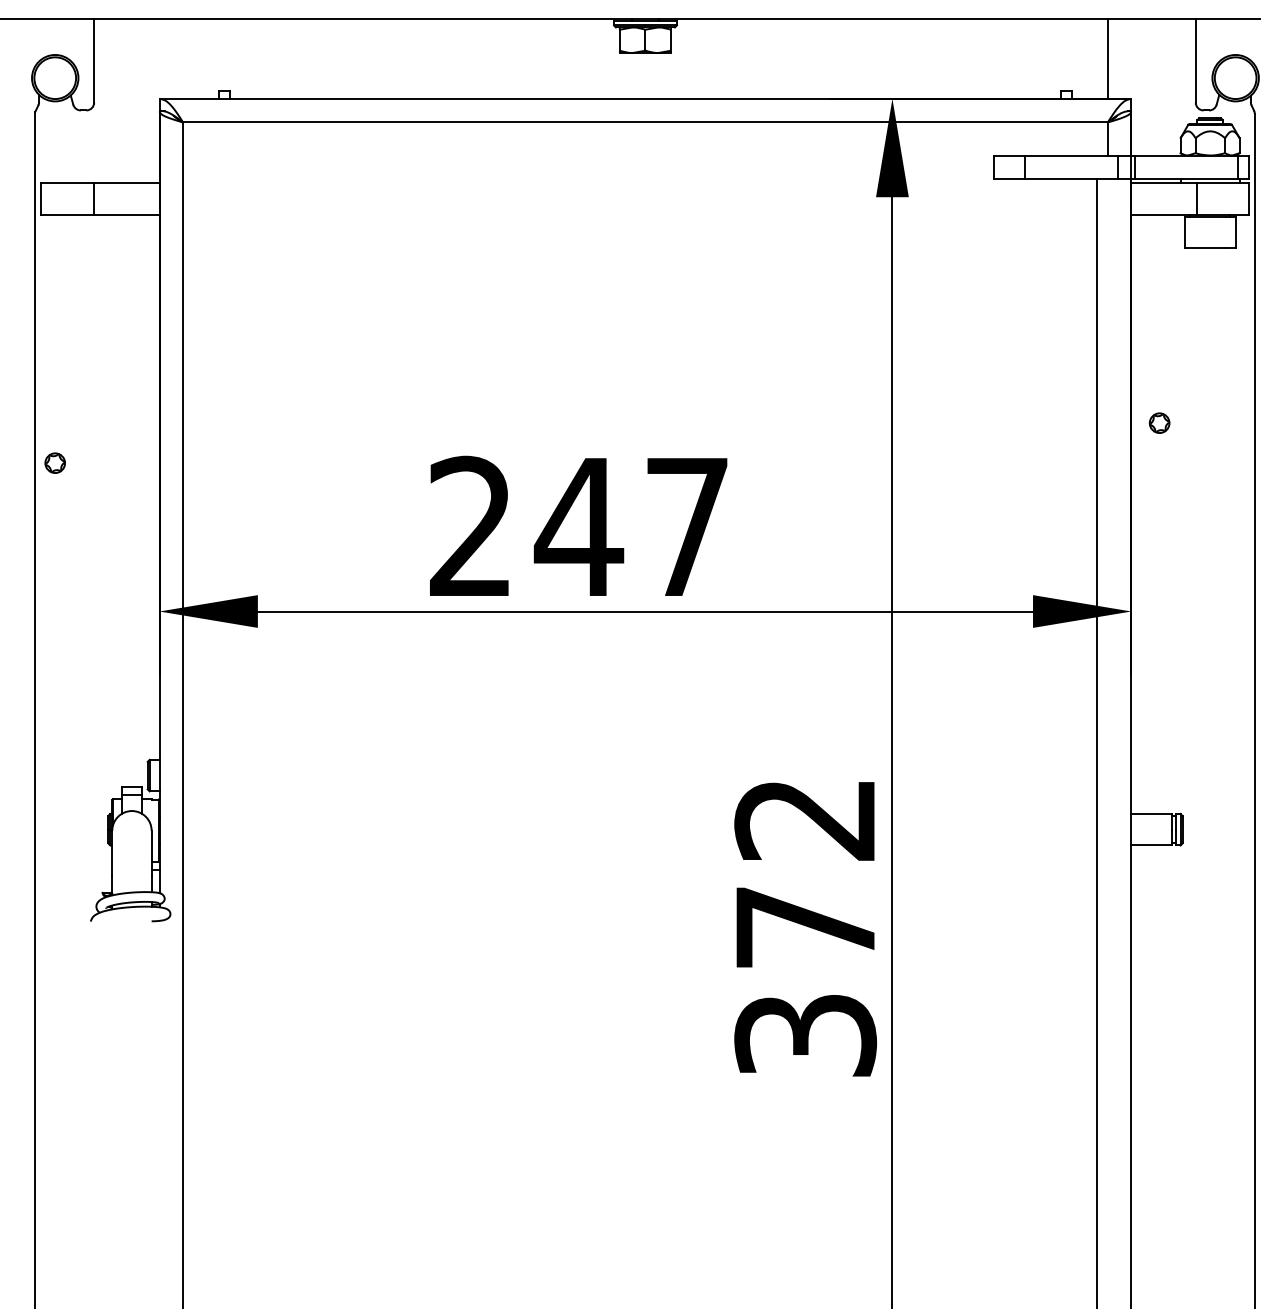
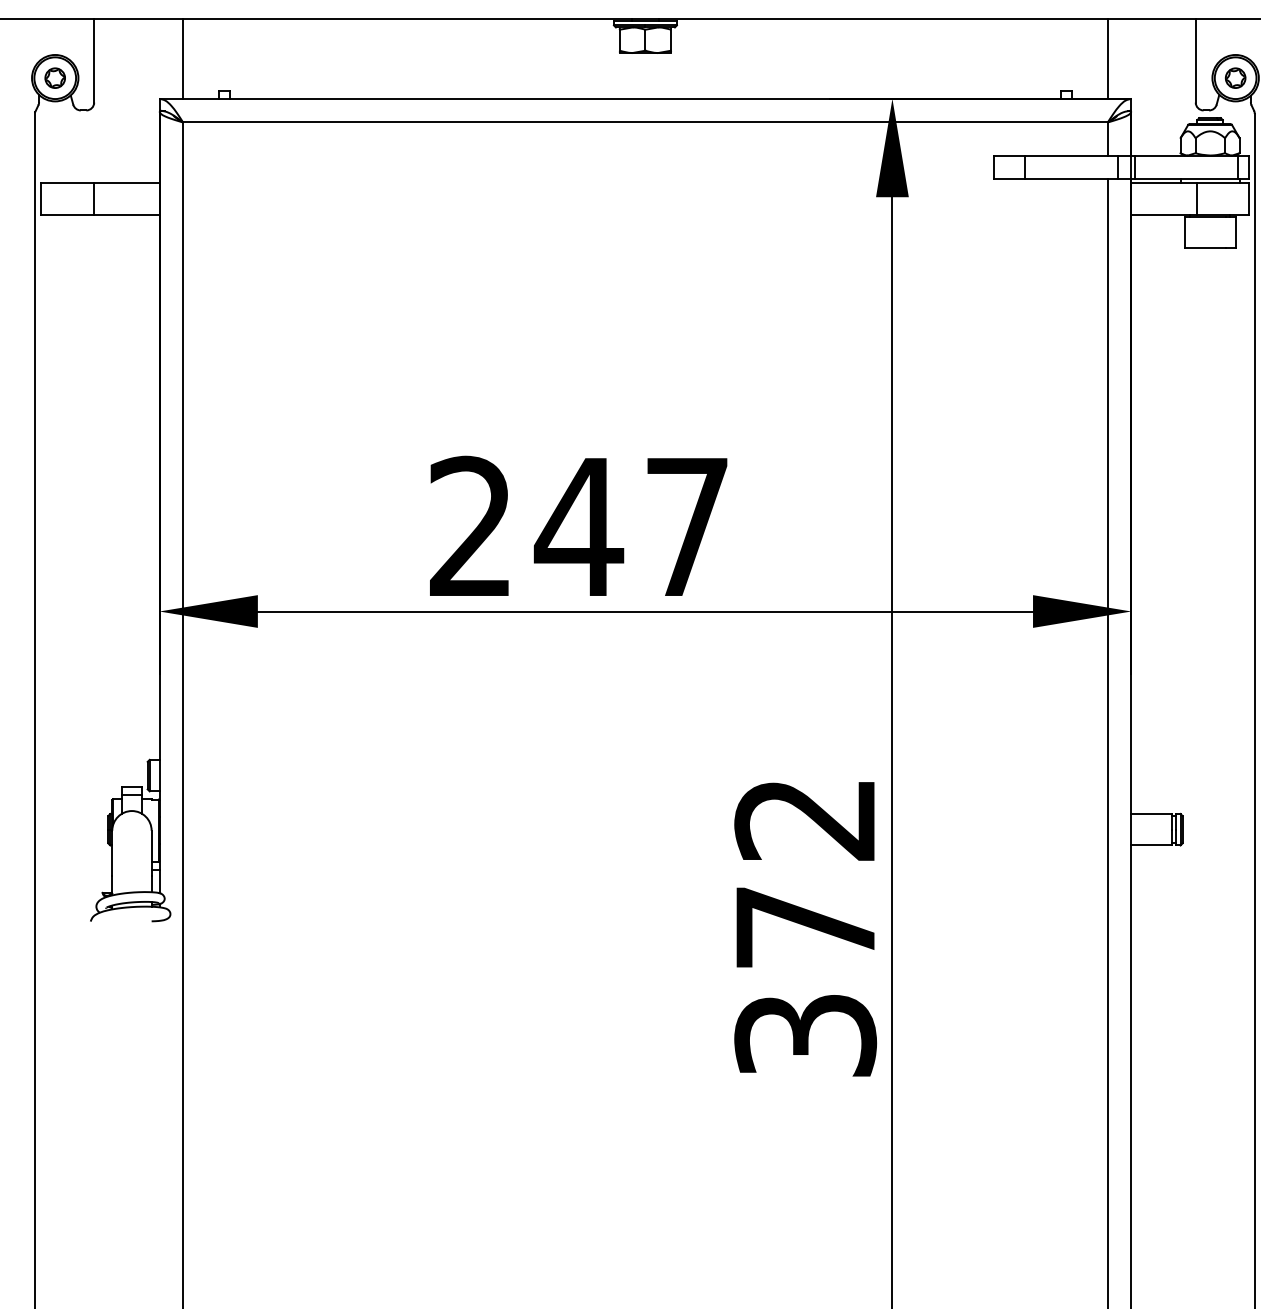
line: none -> present (183, 58)
part position: (1159, 422) -> (1235, 77) (1235, 77)
part position: (54, 462) -> (54, 77) (54, 77)
line position: (1096, 742) -> (1107, 742) (1107, 742)
